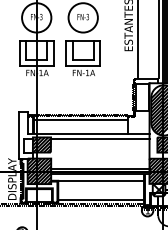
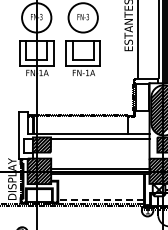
line: present -> none (80, 119)
line: present -> none (101, 180)
line: solid -> dashed (100, 199)
